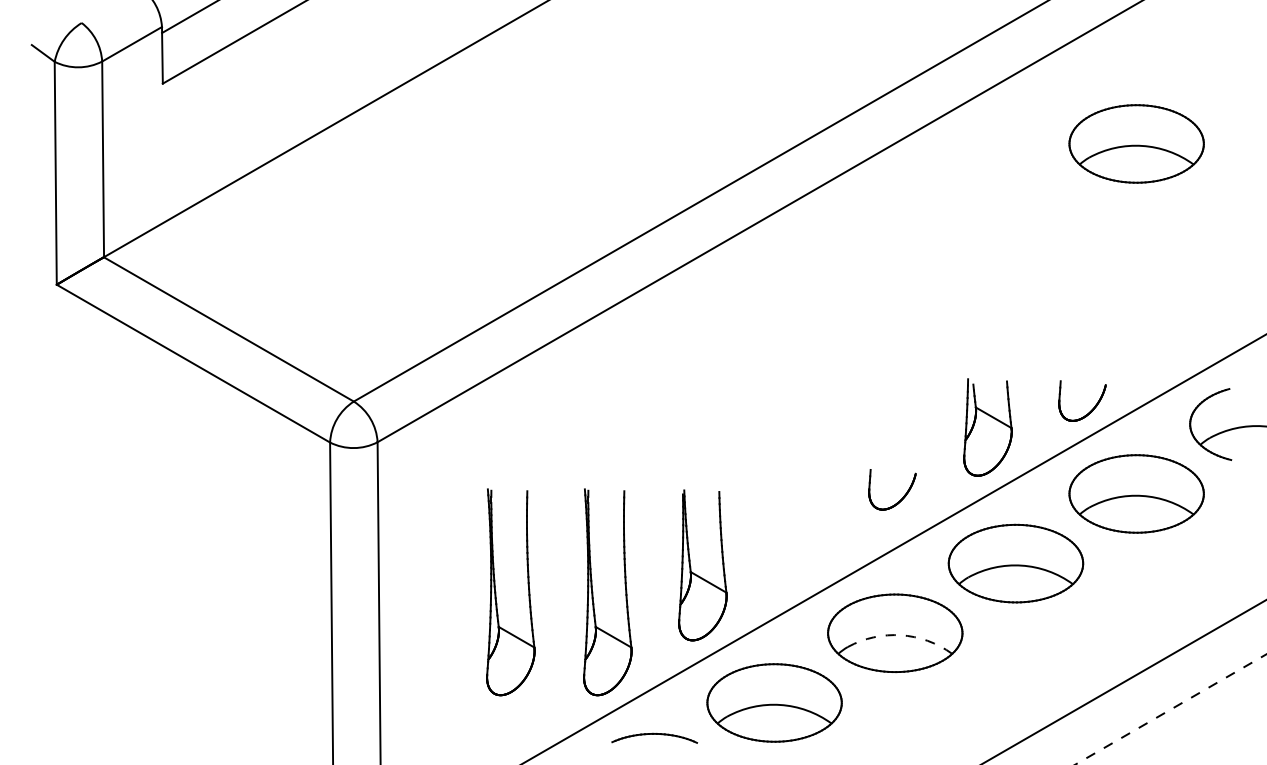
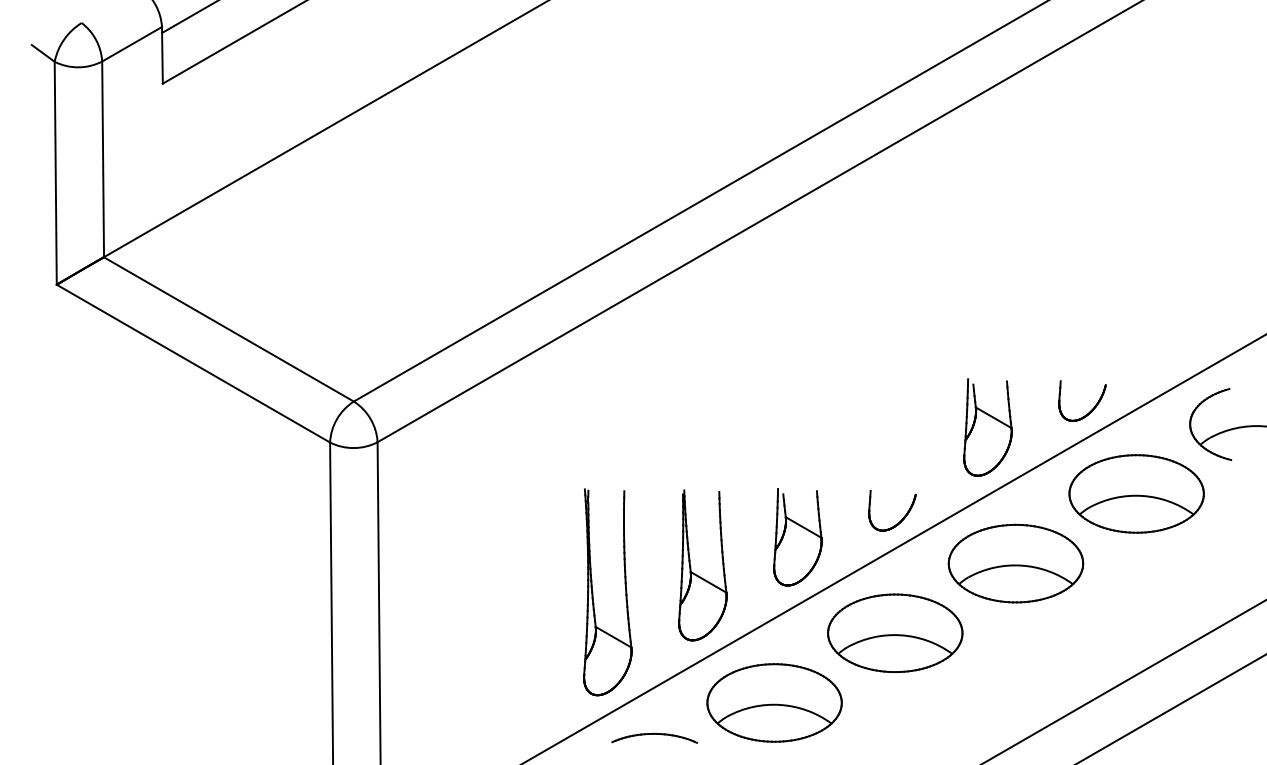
part: present -> none (1136, 143)
part position: (901, 498) -> (901, 519) (901, 519)
part: none -> present (797, 537)
part: present -> none (496, 592)
arc: dashed -> solid (901, 635)
line: dashed -> solid (1170, 709)
